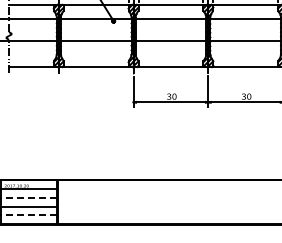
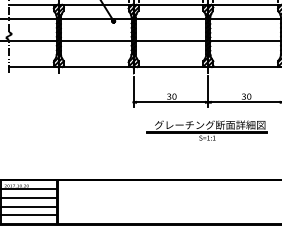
part: none -> present (206, 130)
line: dashed -> solid (28, 197)
line: dashed -> solid (28, 215)
